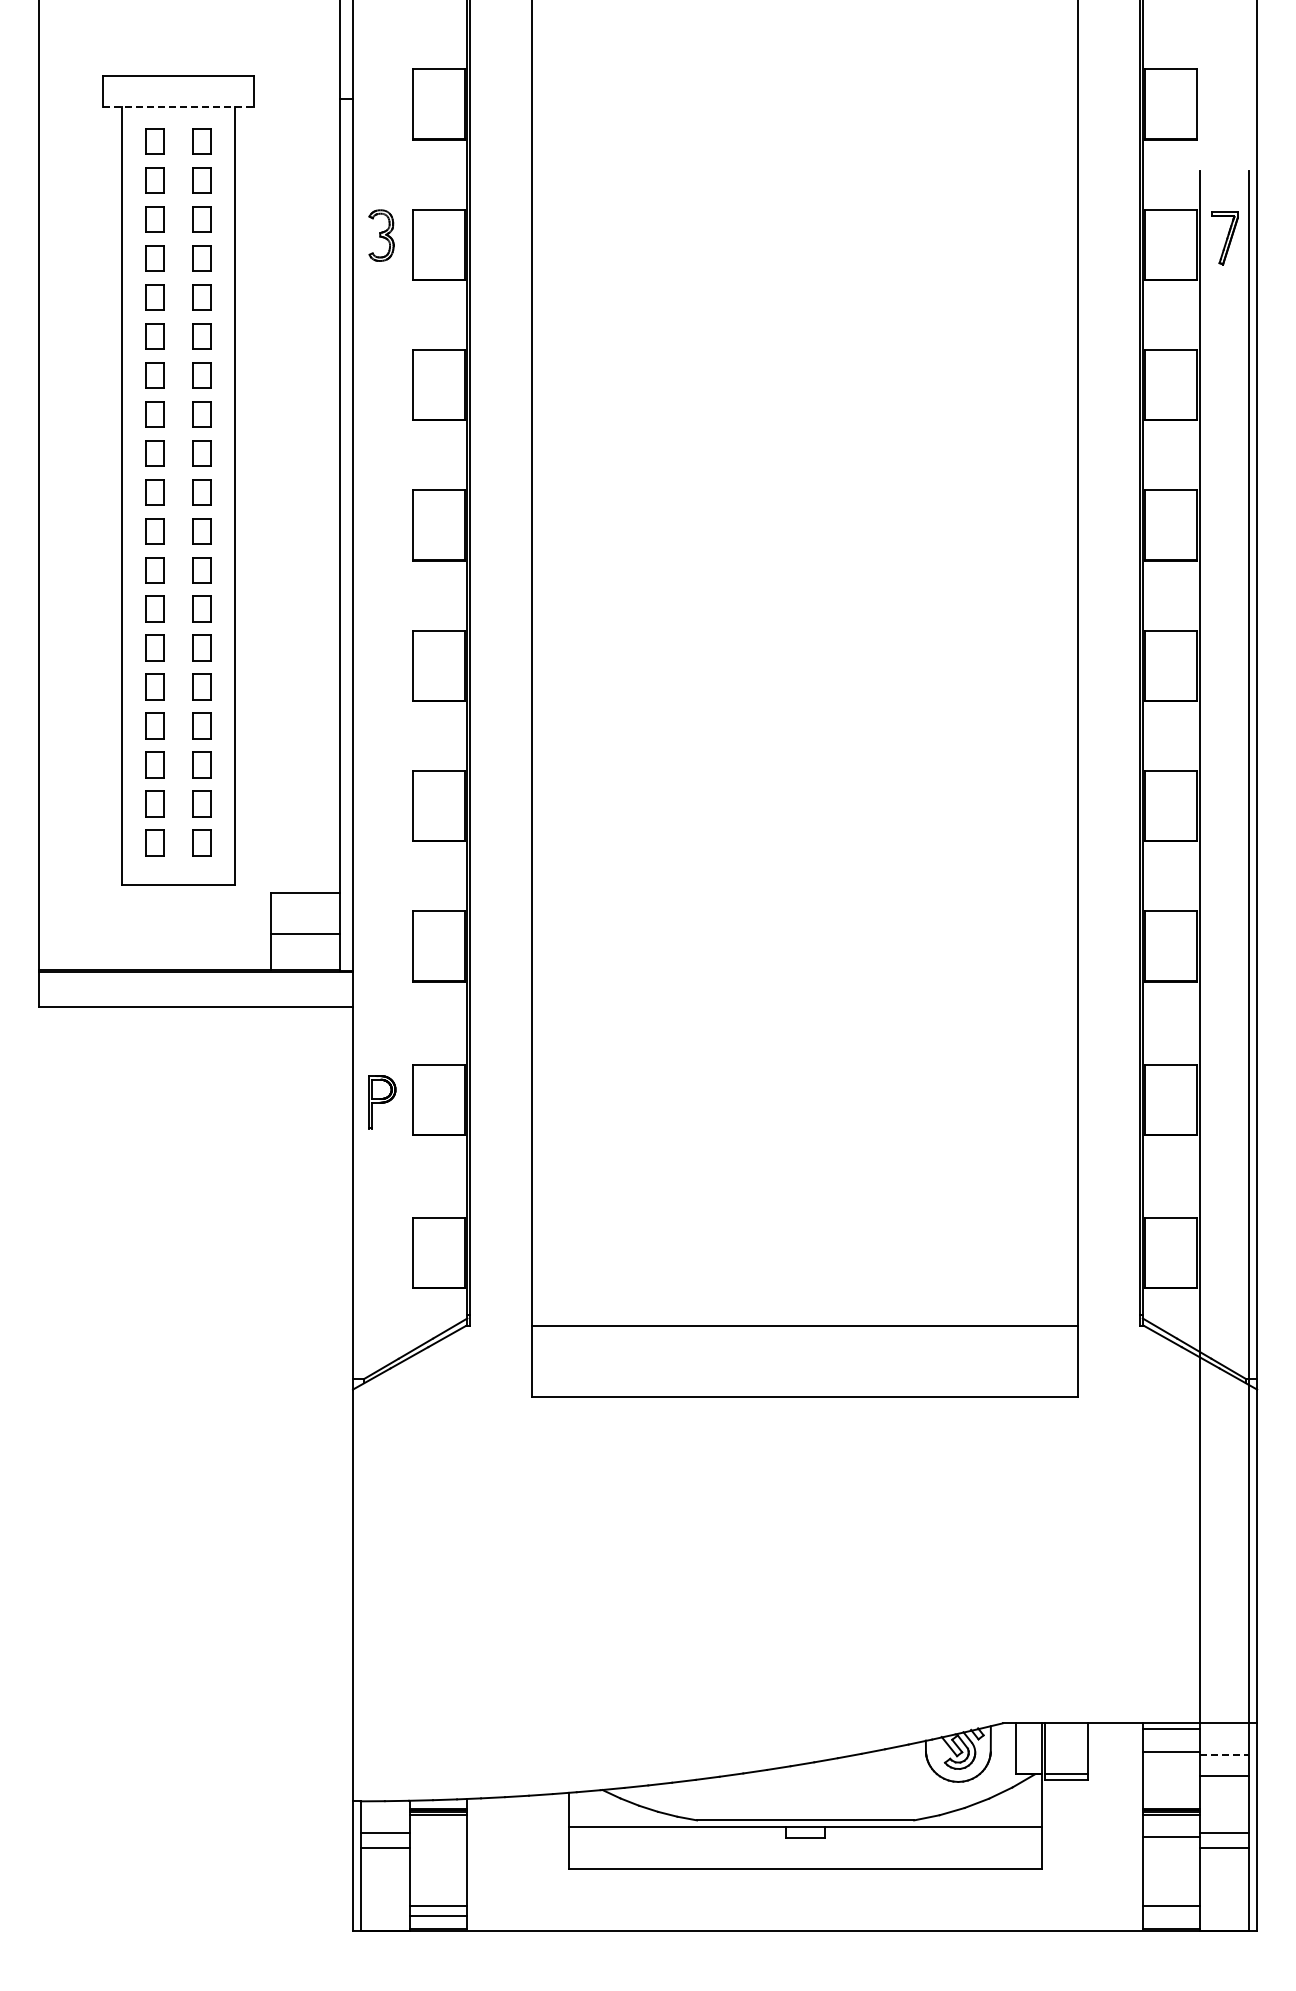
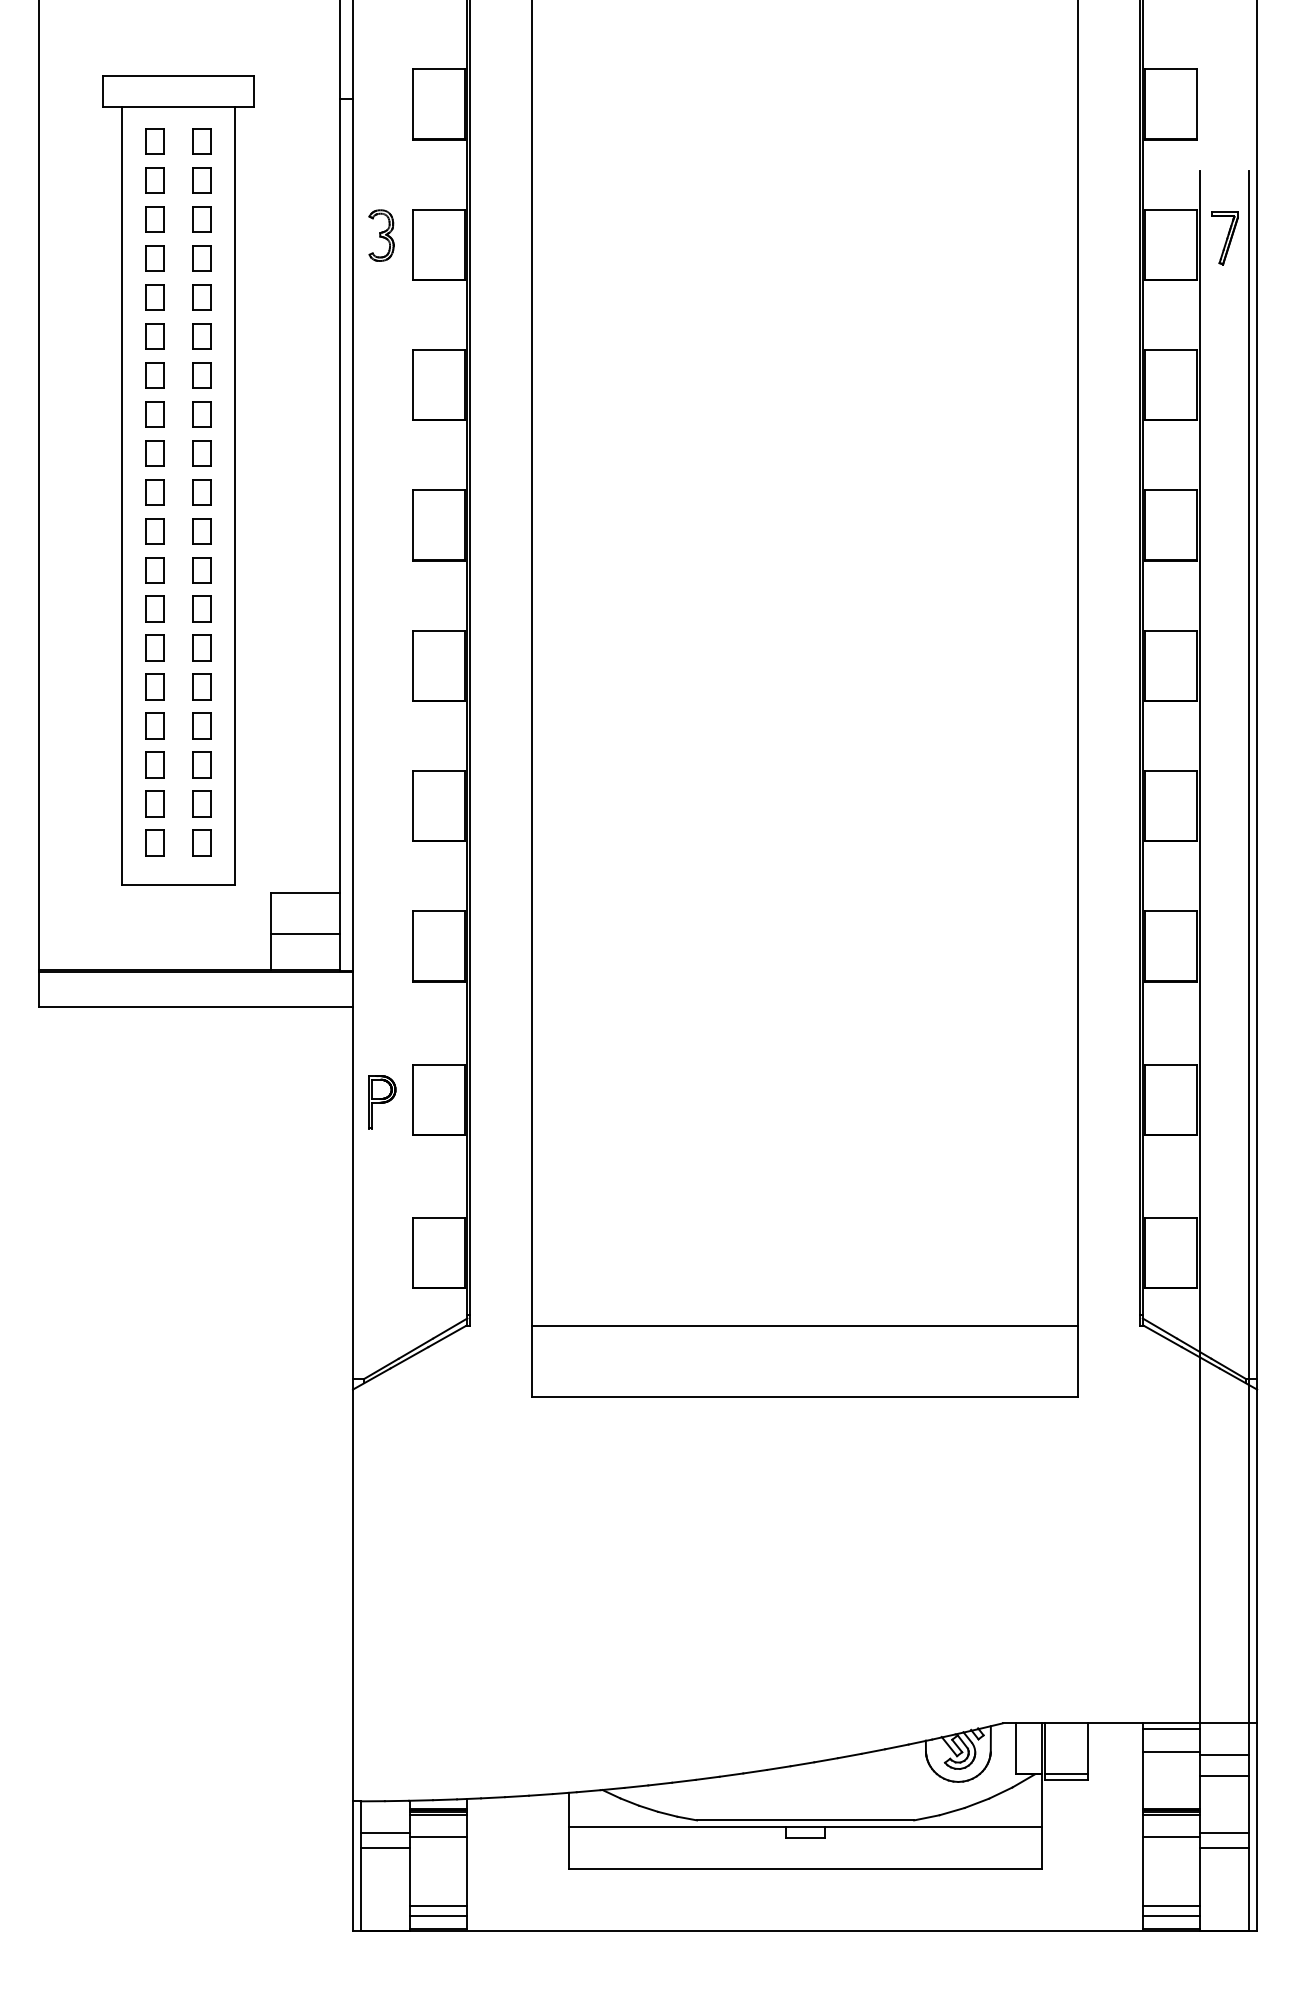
line: dashed -> solid (178, 107)
line: dashed -> solid (1224, 1754)
line: none -> present (438, 1836)
line: none -> present (1170, 1915)
